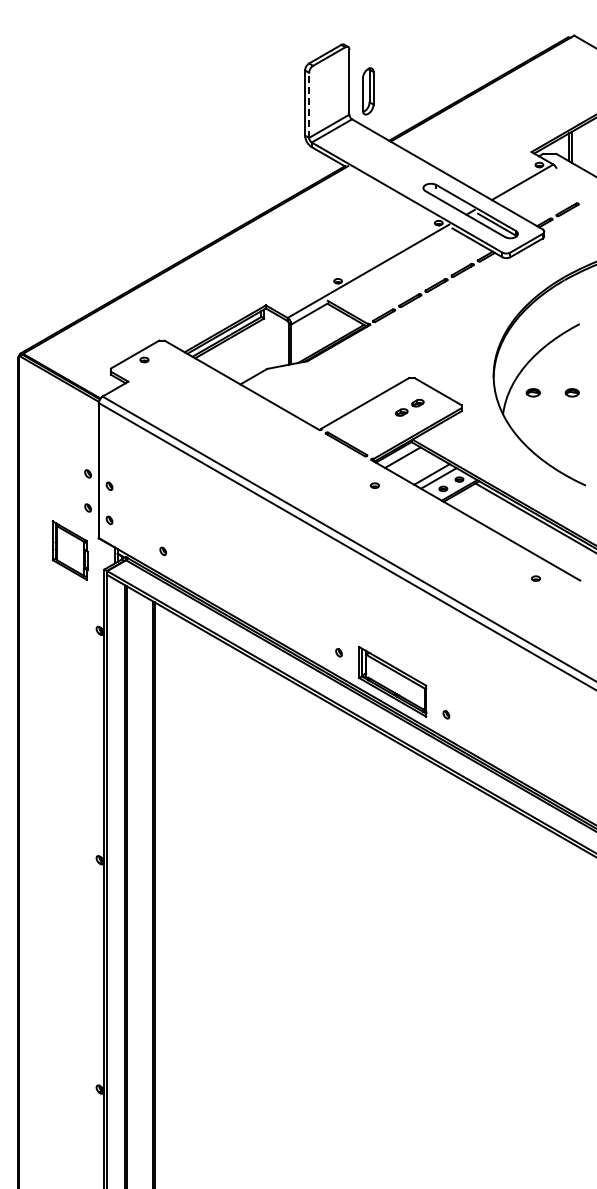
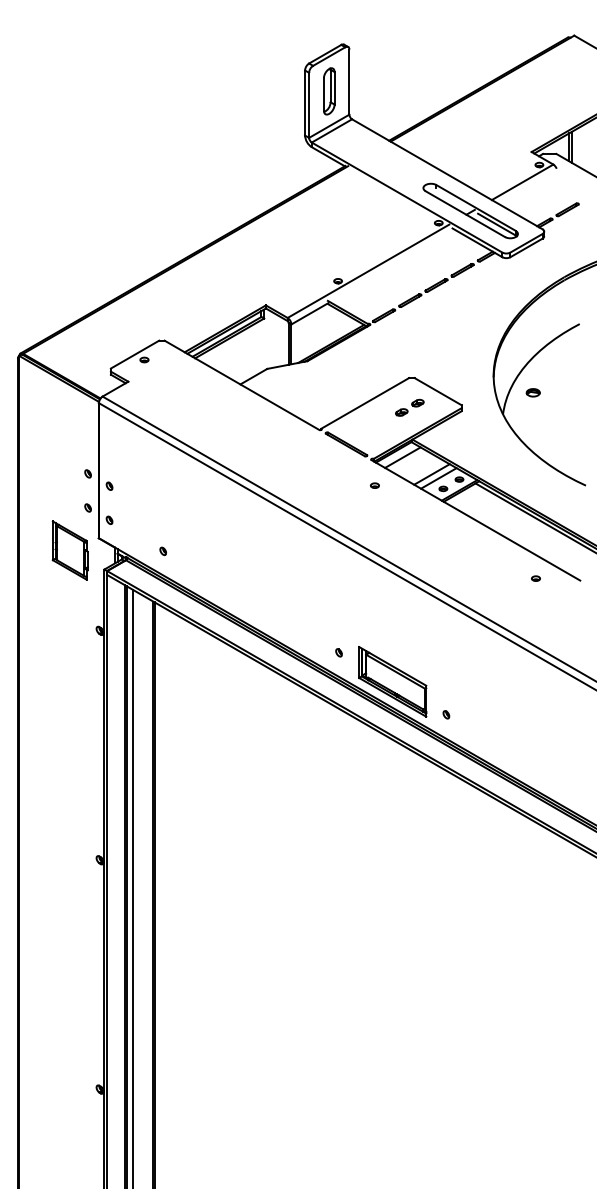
part position: (368, 91) -> (329, 91) (329, 91)
line: dashed -> solid (309, 105)
part: present -> none (571, 392)
line: none -> present (133, 887)
